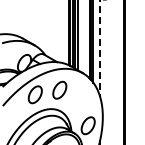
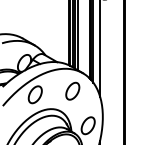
line: dashed -> solid (100, 48)
part position: (59, 89) -> (72, 90) (72, 90)
